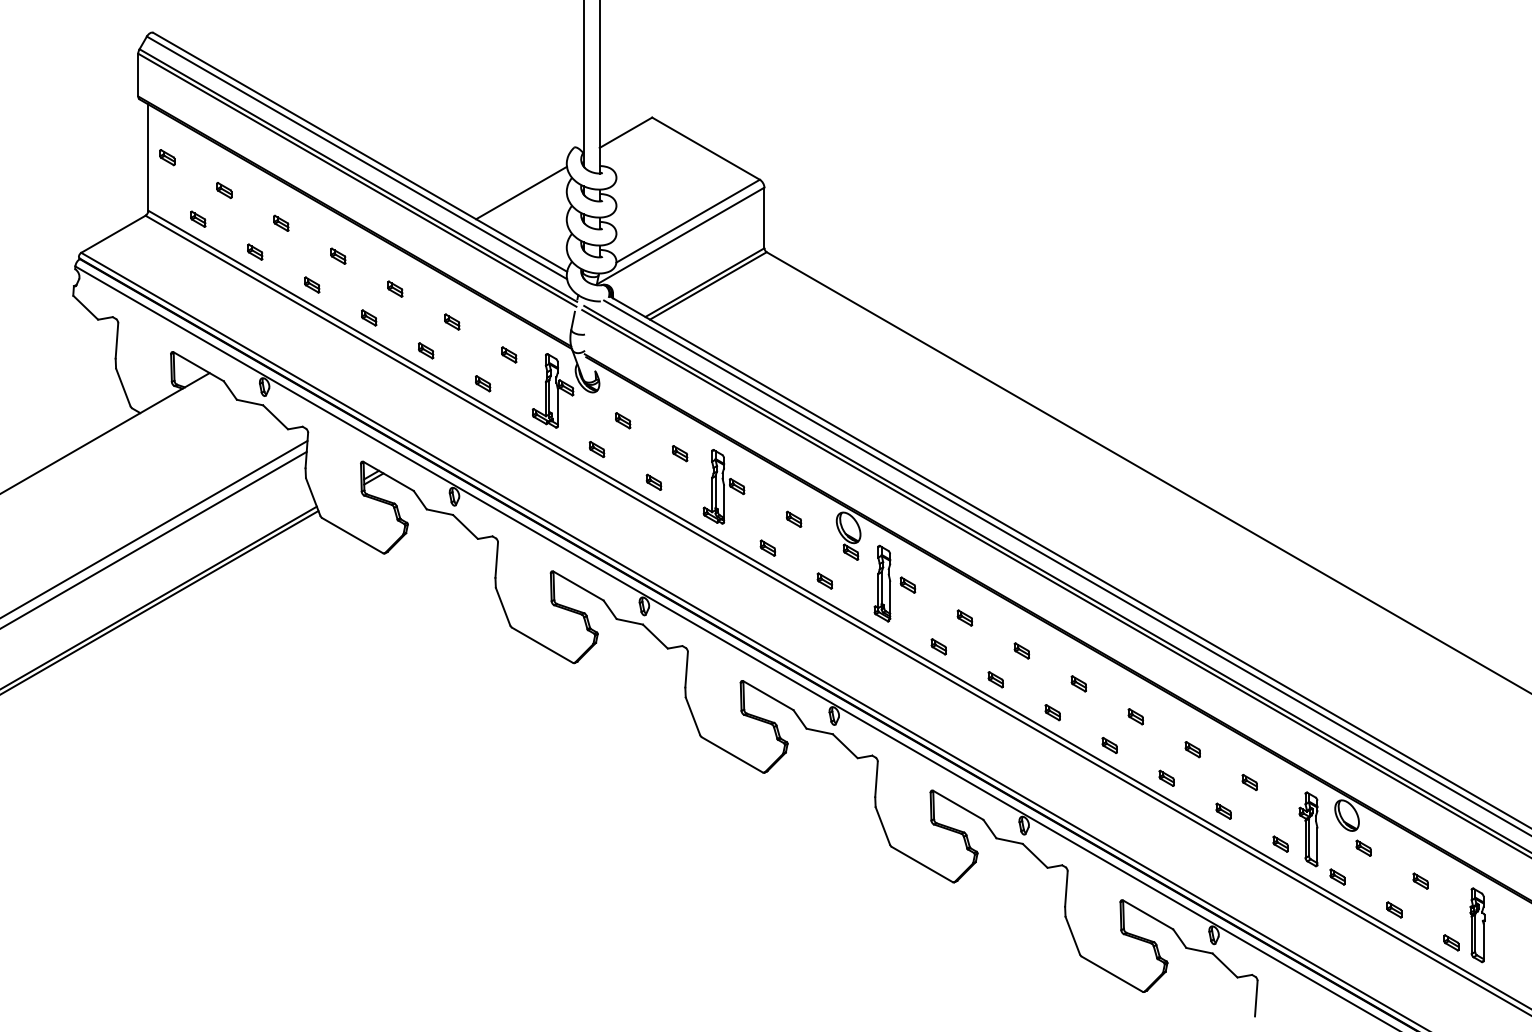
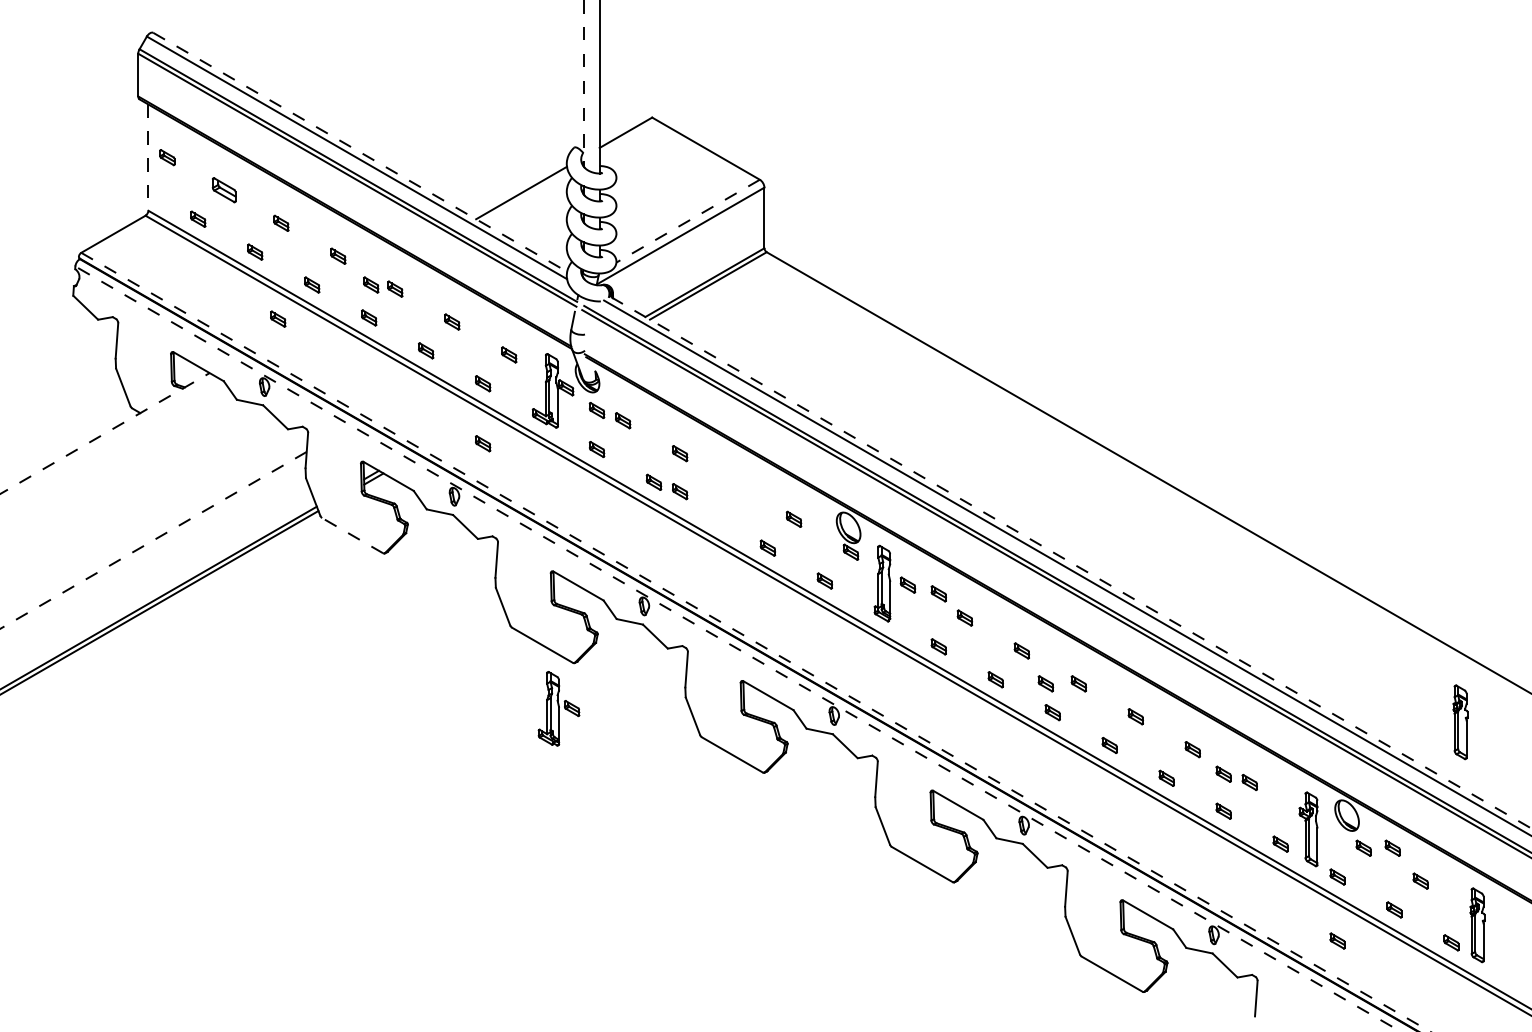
line: solid -> dashed (583, 83)
line: solid -> dashed (360, 152)
line: solid -> dashed (148, 158)
part size: 17x18 px -> 26x27 px (223, 190)
line: solid -> dashed (688, 221)
part: none -> present (371, 284)
part: none -> present (278, 318)
part: none -> present (596, 410)
line: solid -> dashed (104, 433)
part: none -> present (483, 443)
part position: (723, 486) -> (558, 708) (558, 708)
part: none -> present (680, 491)
line: present -> none (154, 528)
line: solid -> dashed (352, 535)
line: solid -> dashed (153, 540)
line: solid -> dashed (1071, 563)
part: none -> present (938, 593)
line: solid -> dashed (755, 642)
line: solid -> dashed (737, 648)
part: none -> present (1045, 683)
part: none -> present (1460, 722)
part: none -> present (1223, 773)
part: none -> present (1392, 847)
part: none -> present (1337, 940)
